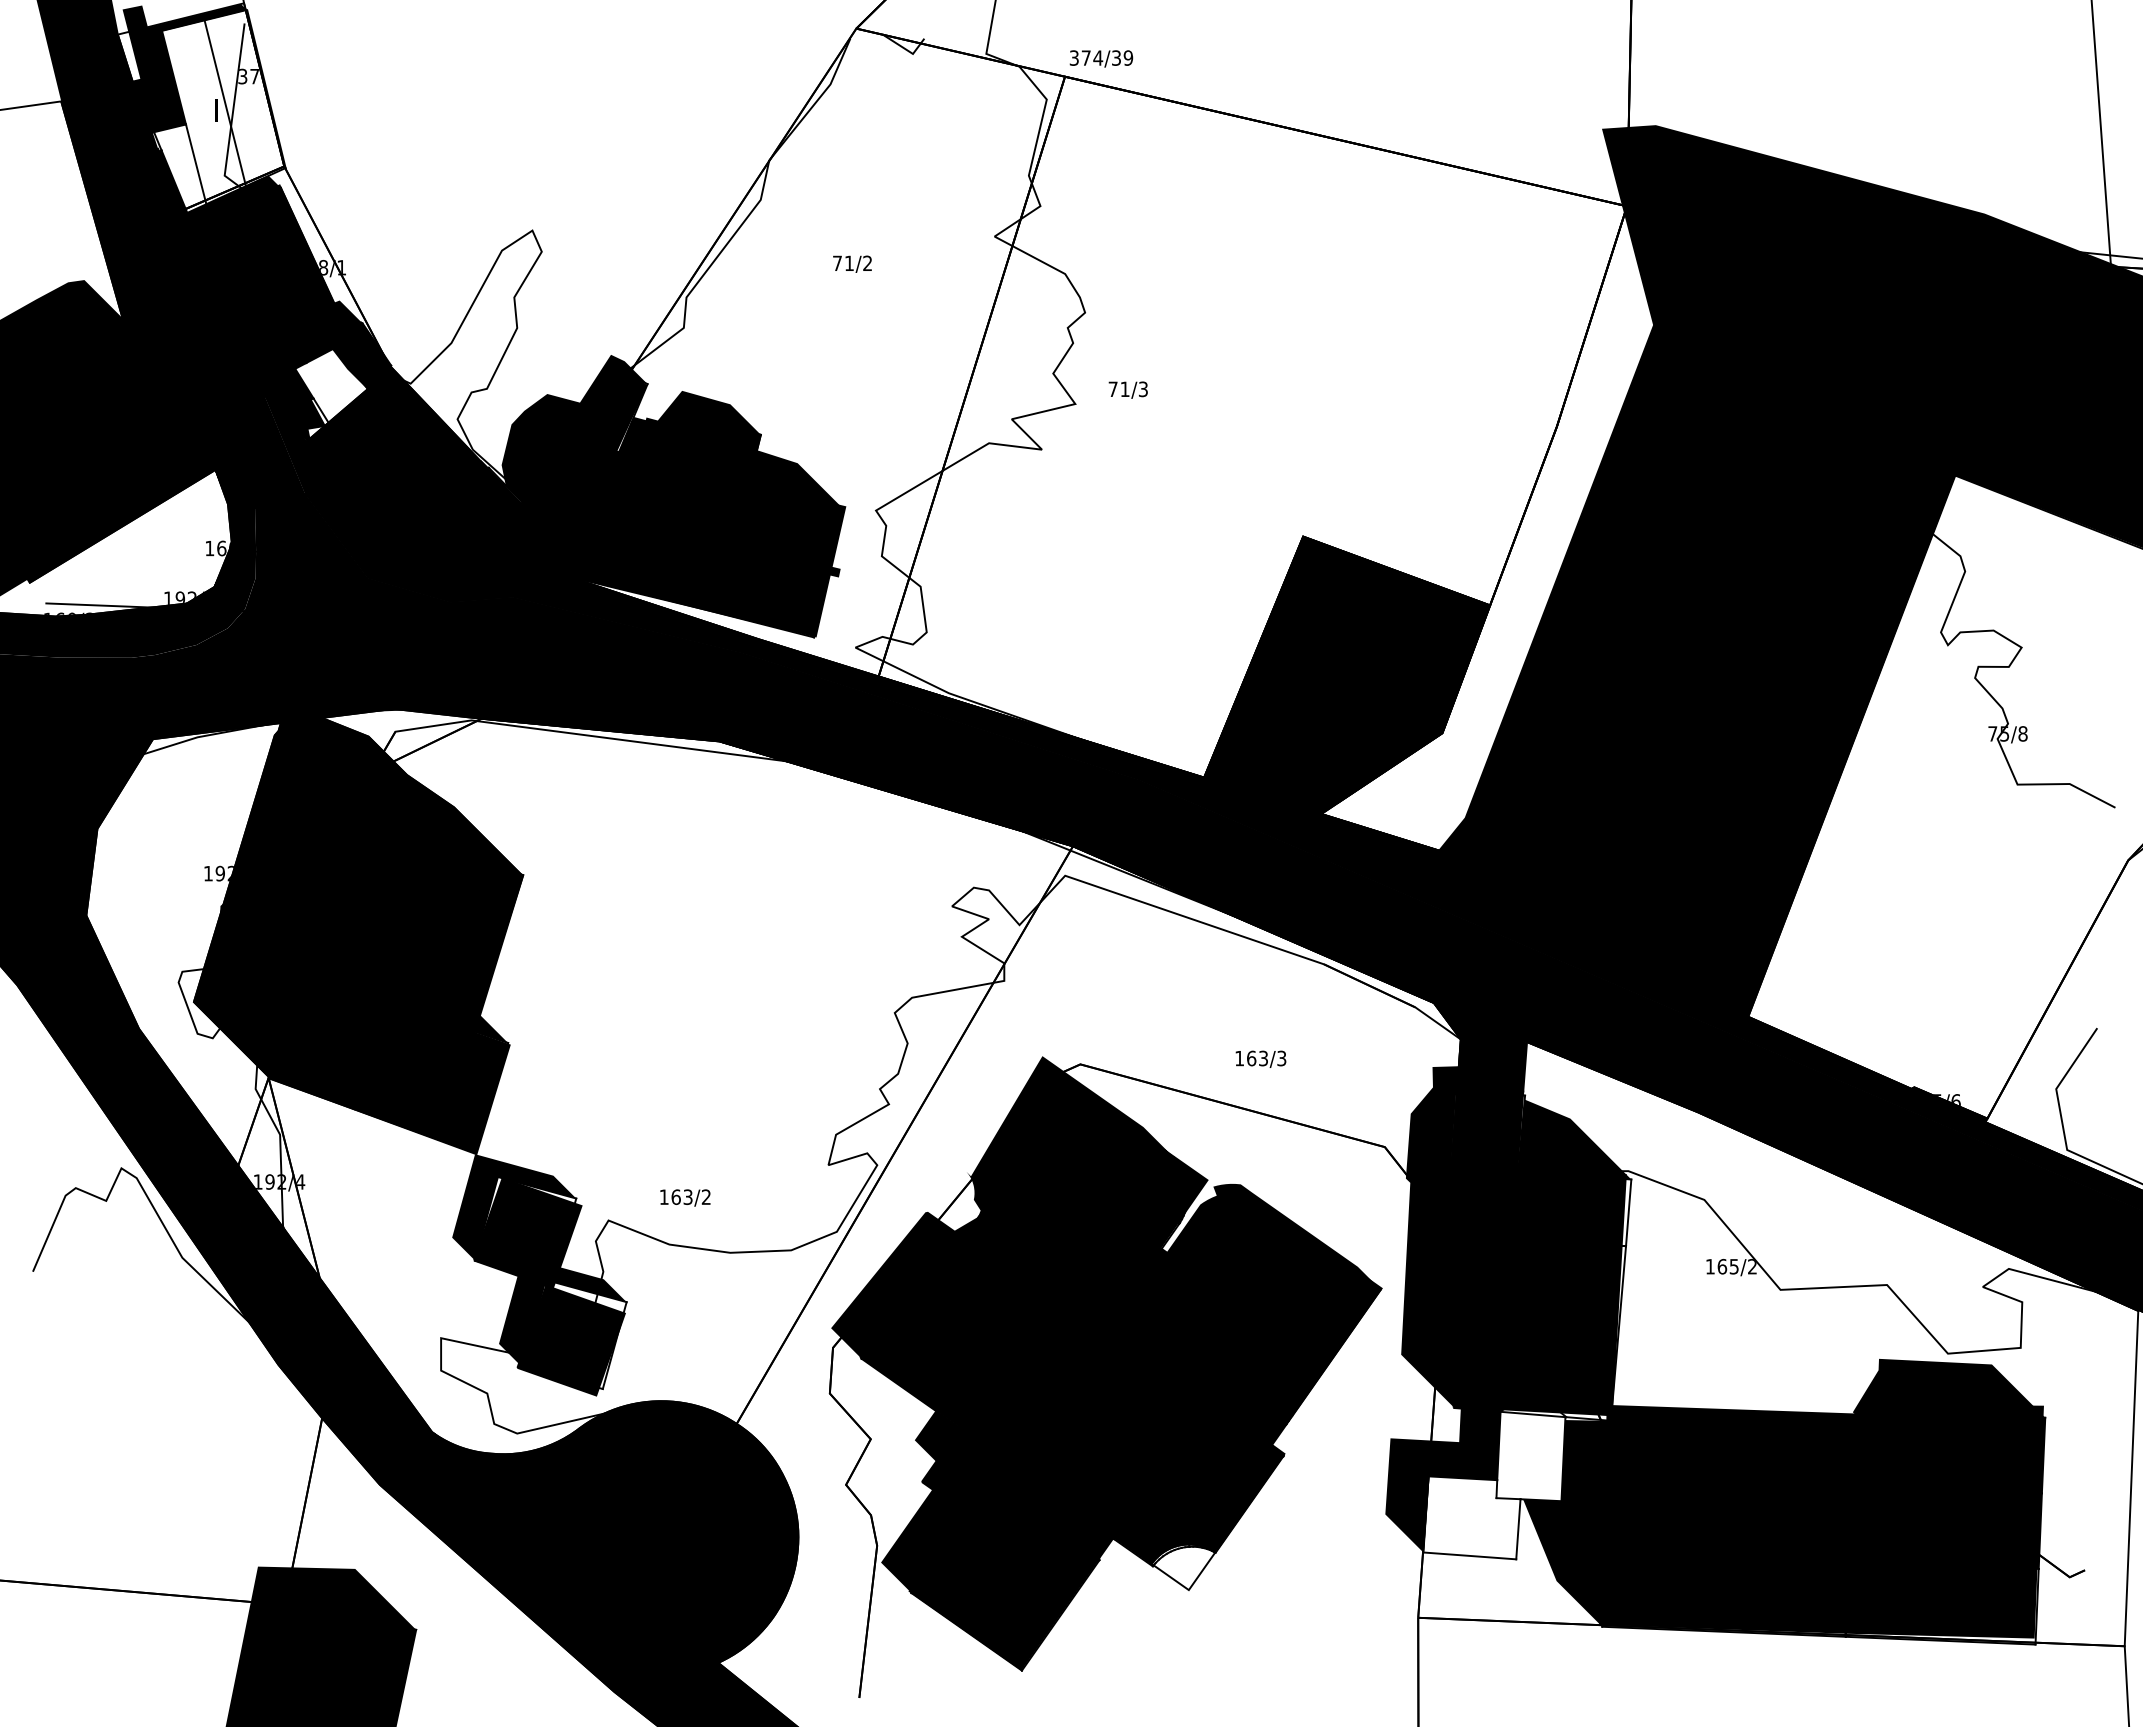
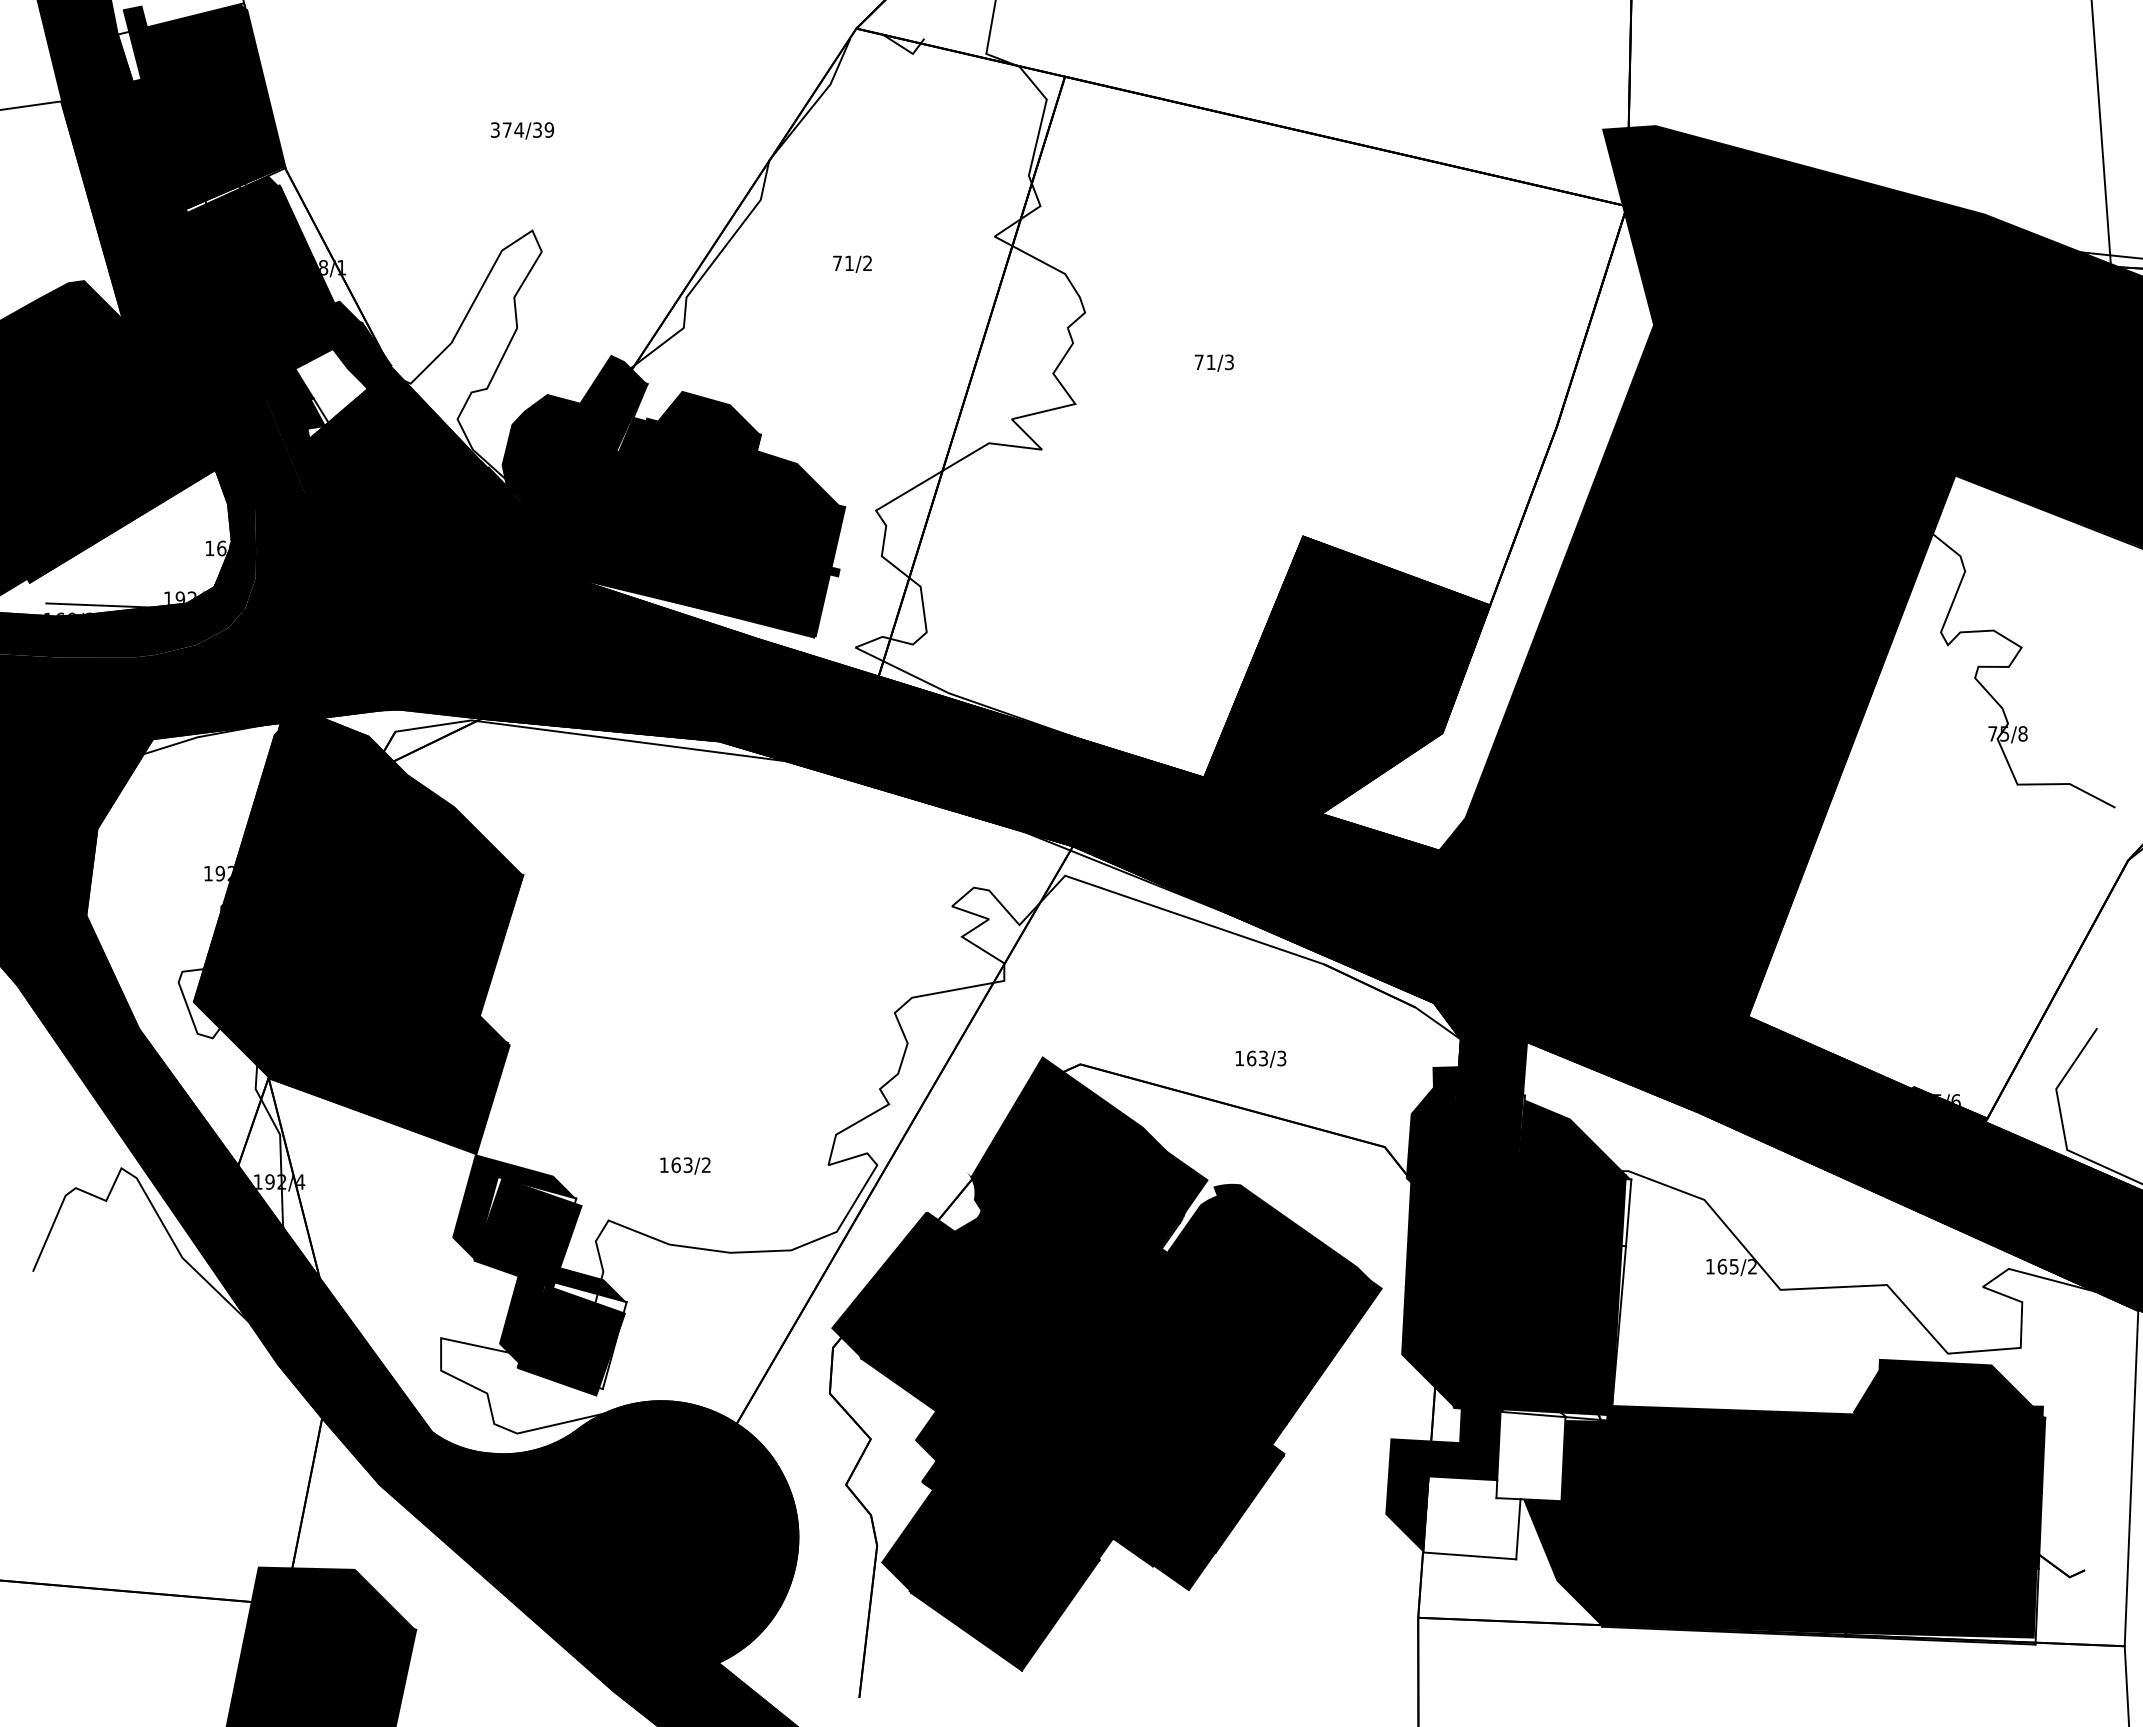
text position: (1101, 58) -> (522, 130) (522, 130)
fill: none -> present (216, 110)
text position: (1127, 389) -> (1213, 362) (1213, 362)
text position: (685, 1197) -> (685, 1165) (685, 1165)
fill: none -> present (1183, 1567)
